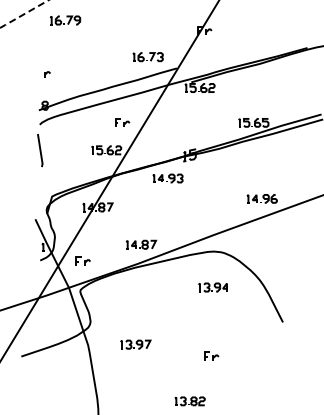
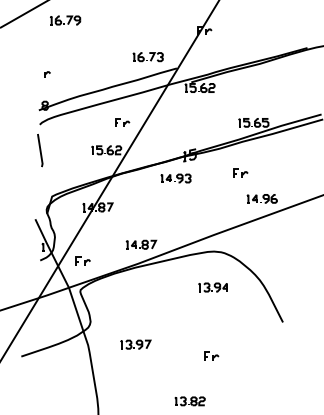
line: dashed -> solid (23, 14)
part: none -> present (240, 172)
part position: (167, 178) -> (175, 178) (175, 178)
